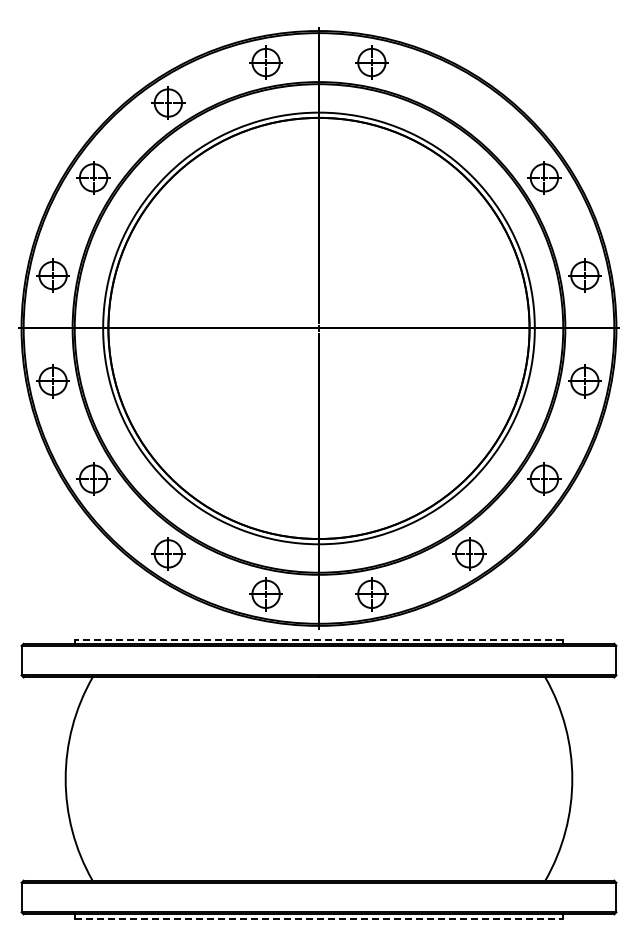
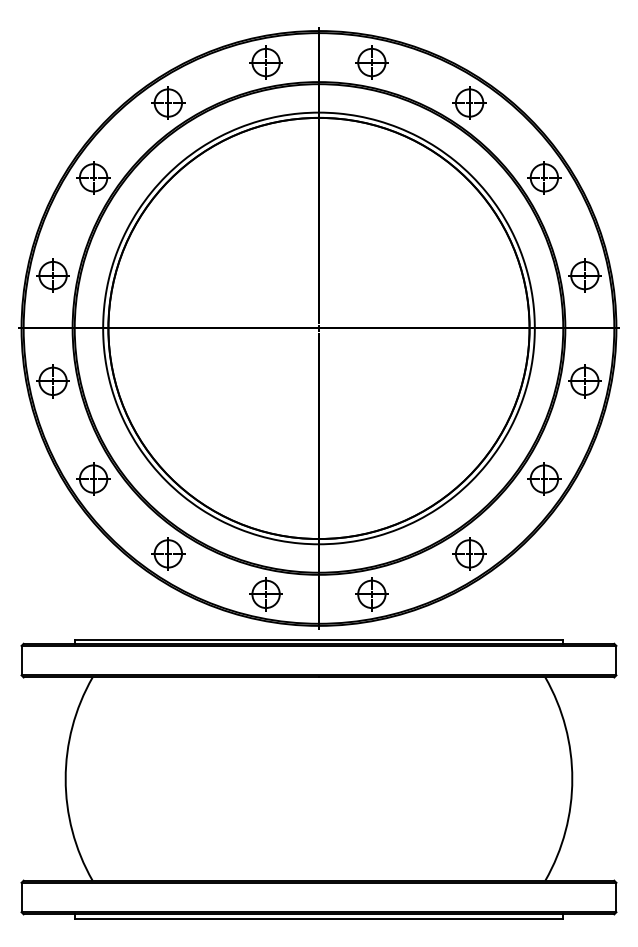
part: none -> present (469, 102)
line: dashed -> solid (318, 639)
line: dashed -> solid (319, 918)
